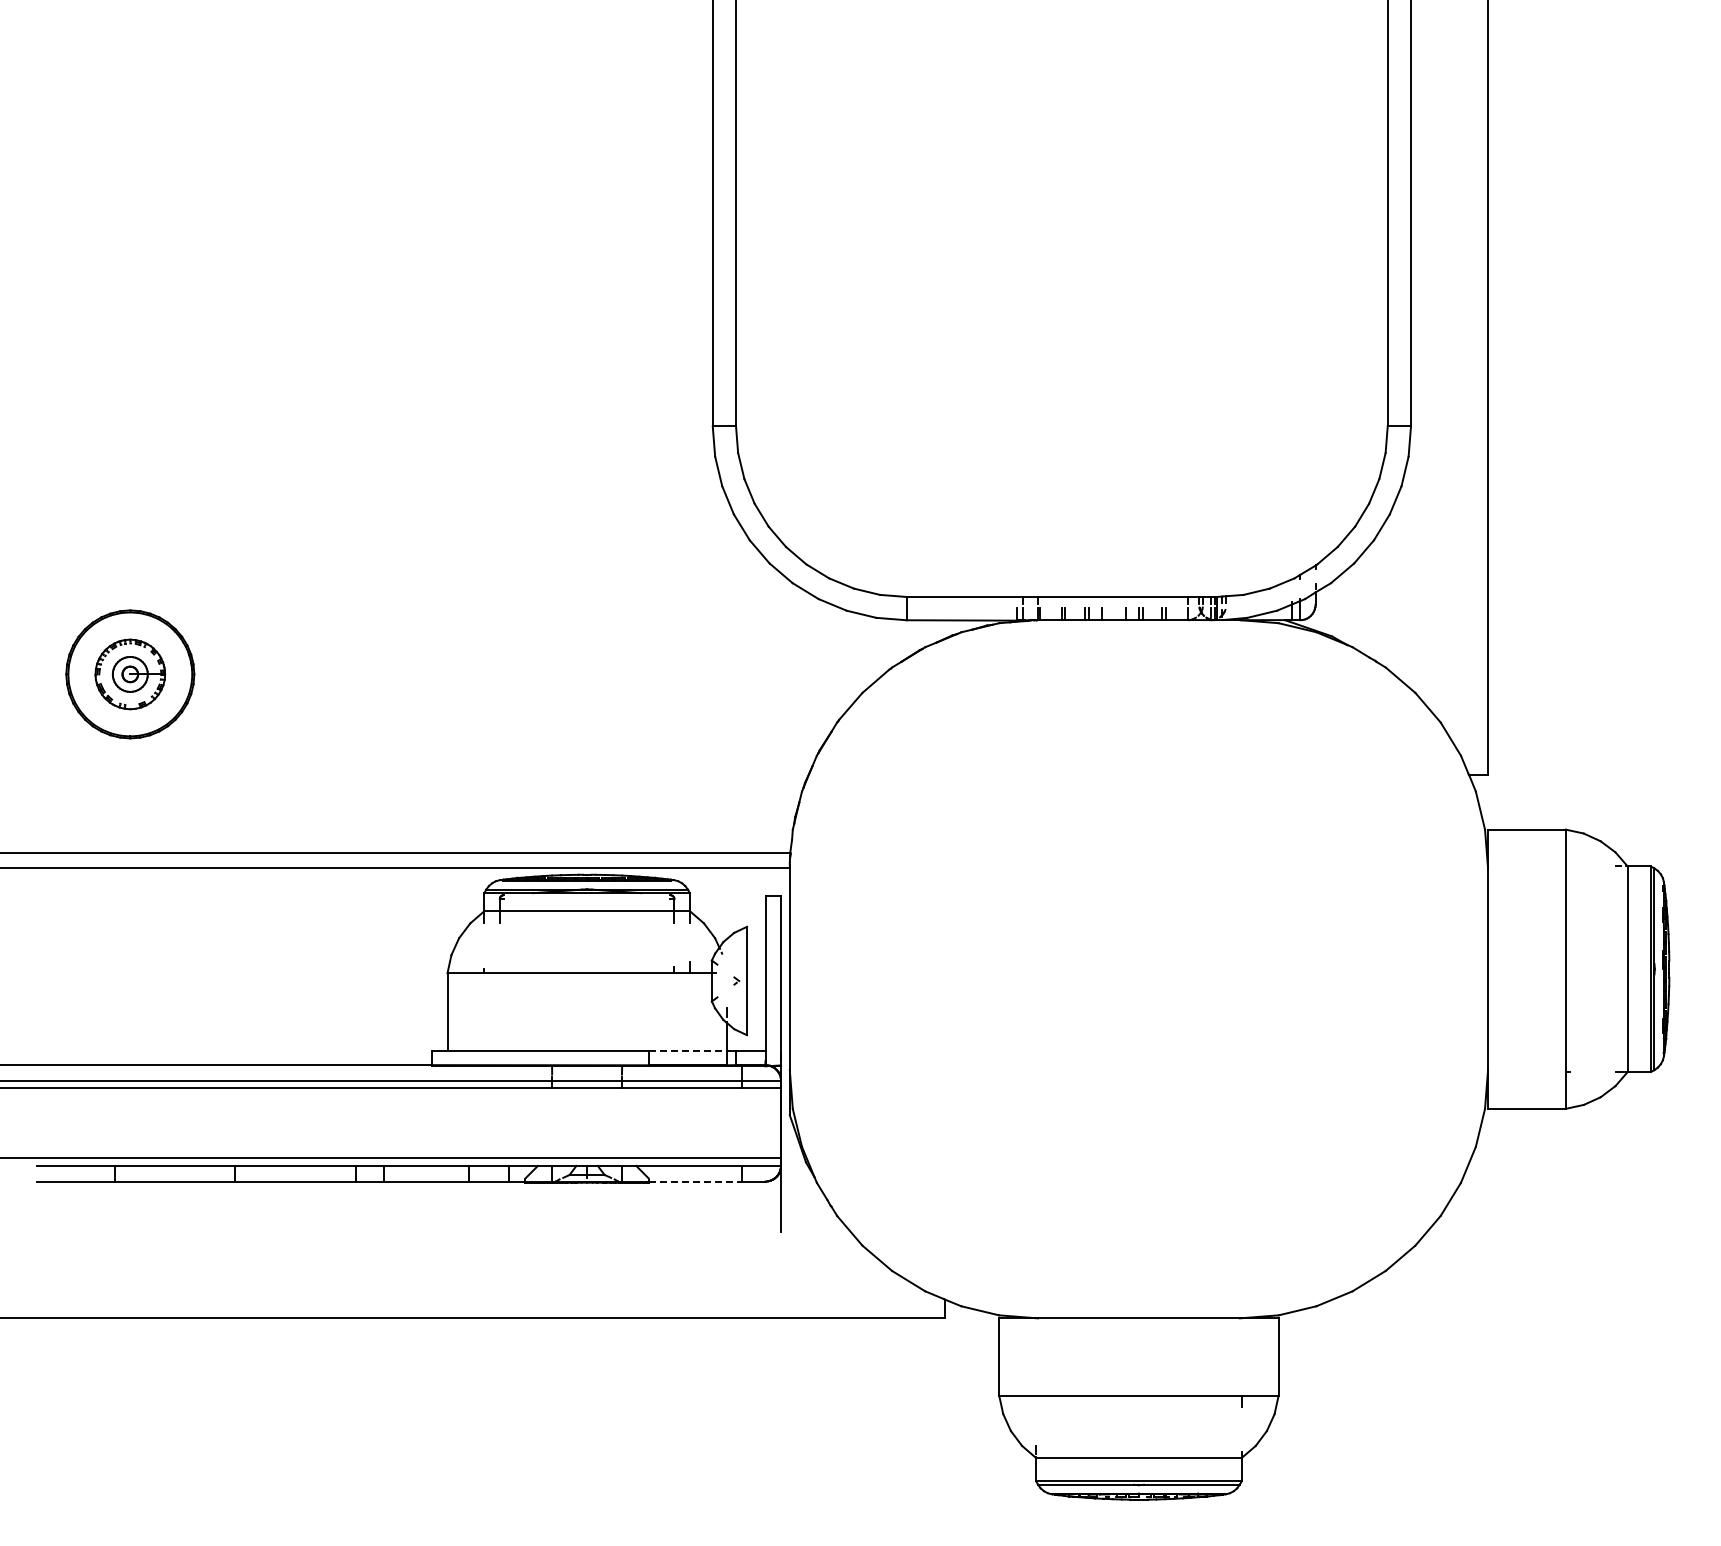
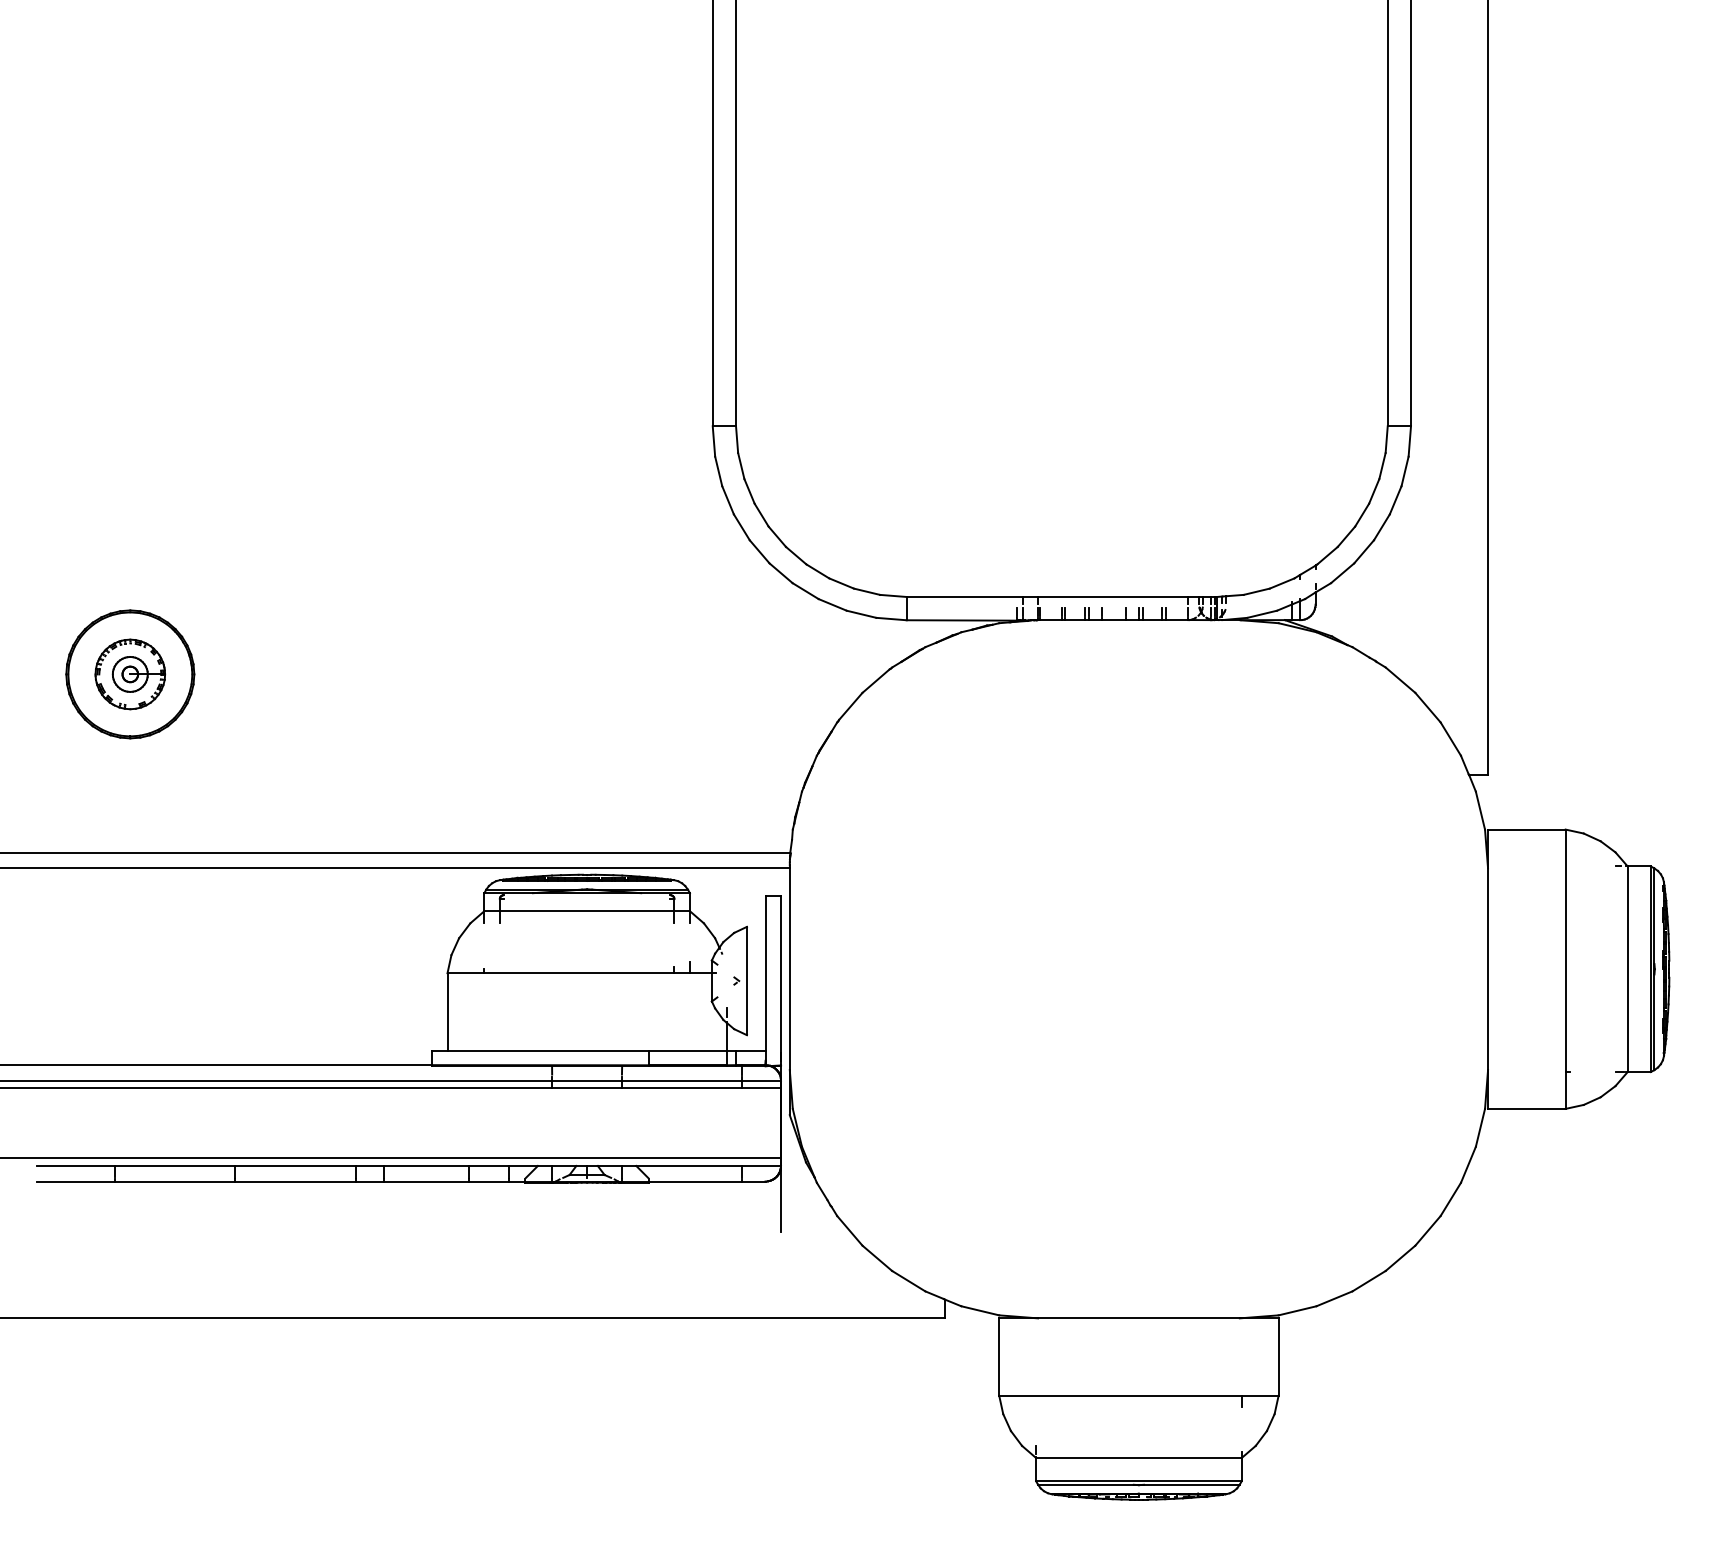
line: dashed -> solid (688, 1050)
line: dashed -> solid (695, 1181)
